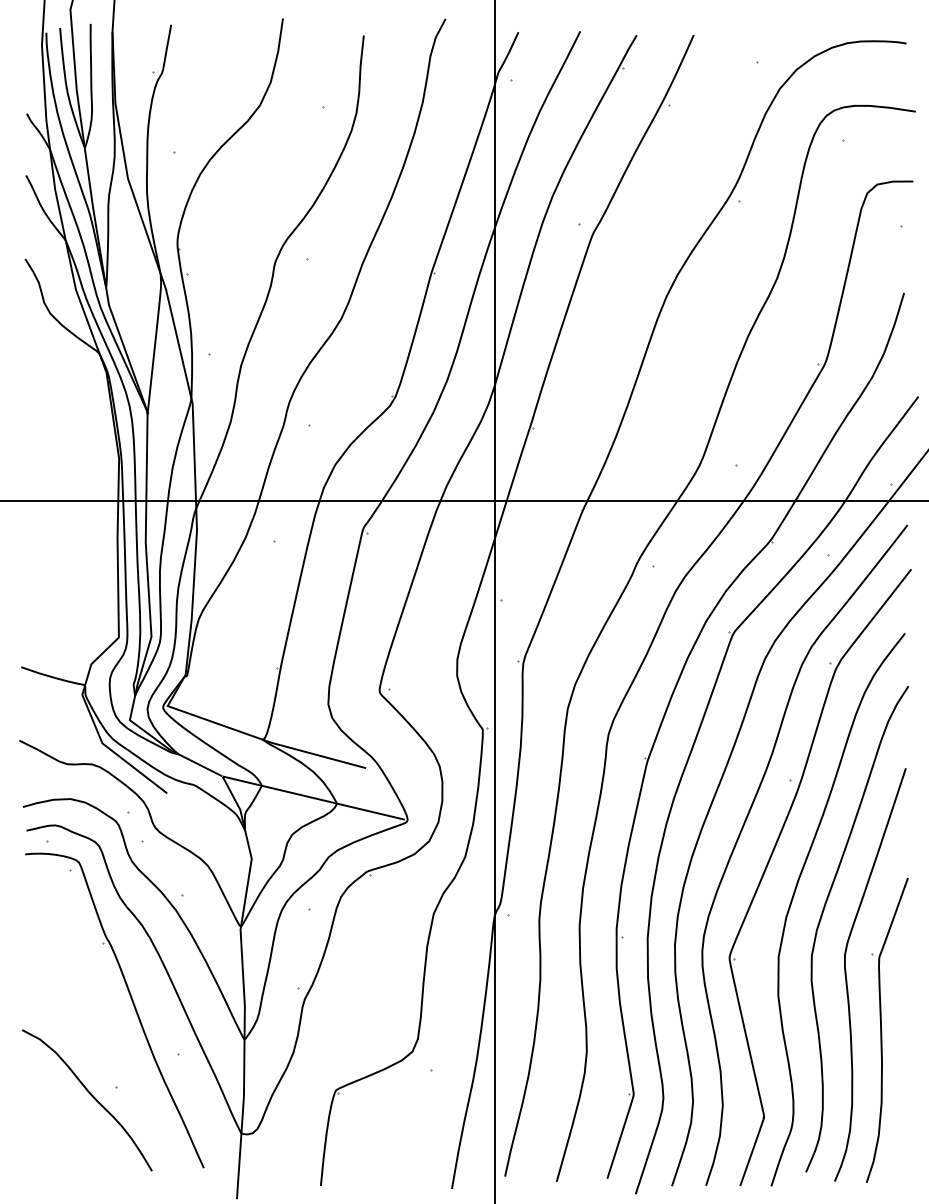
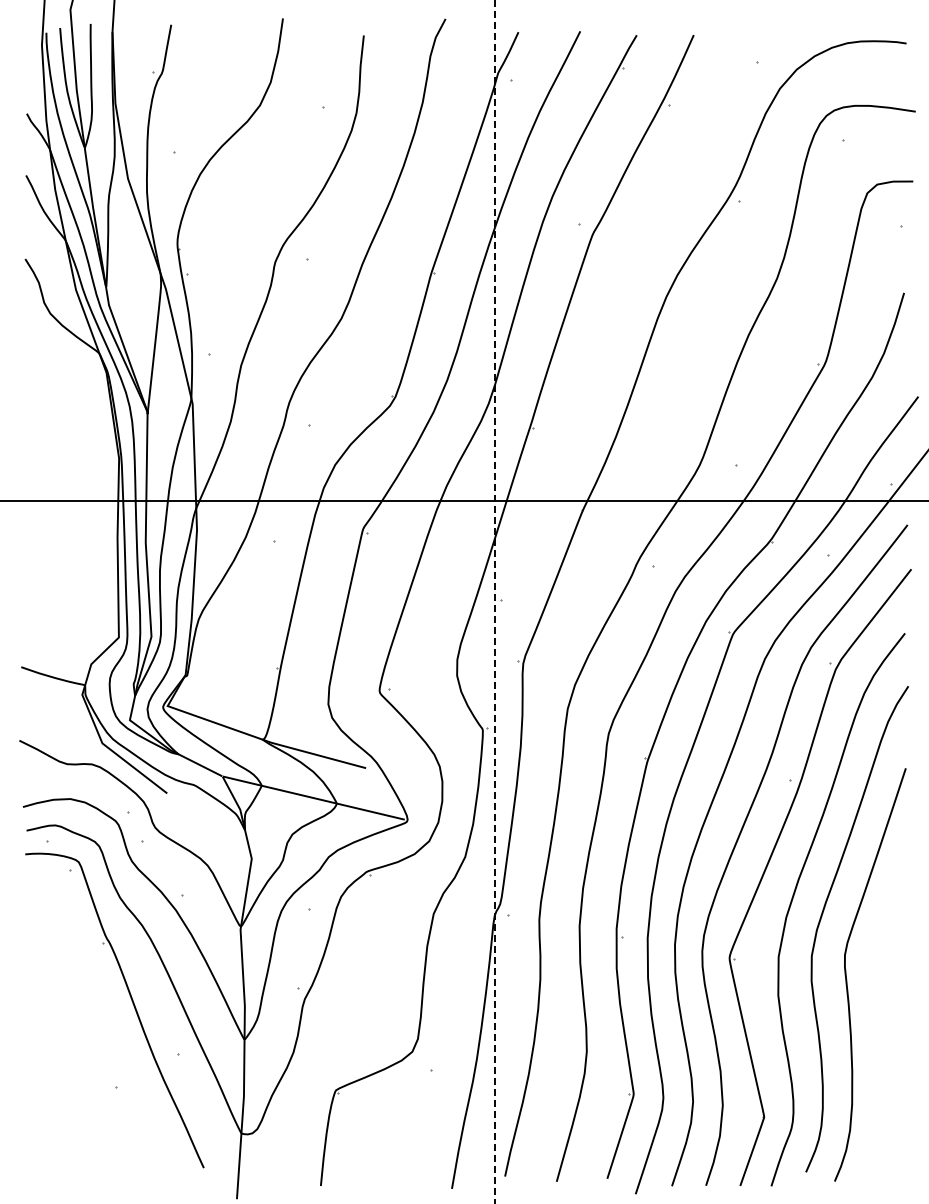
line: solid -> dashed (494, 602)
part: present -> none (887, 1029)
curve: present -> none (91, 1096)
